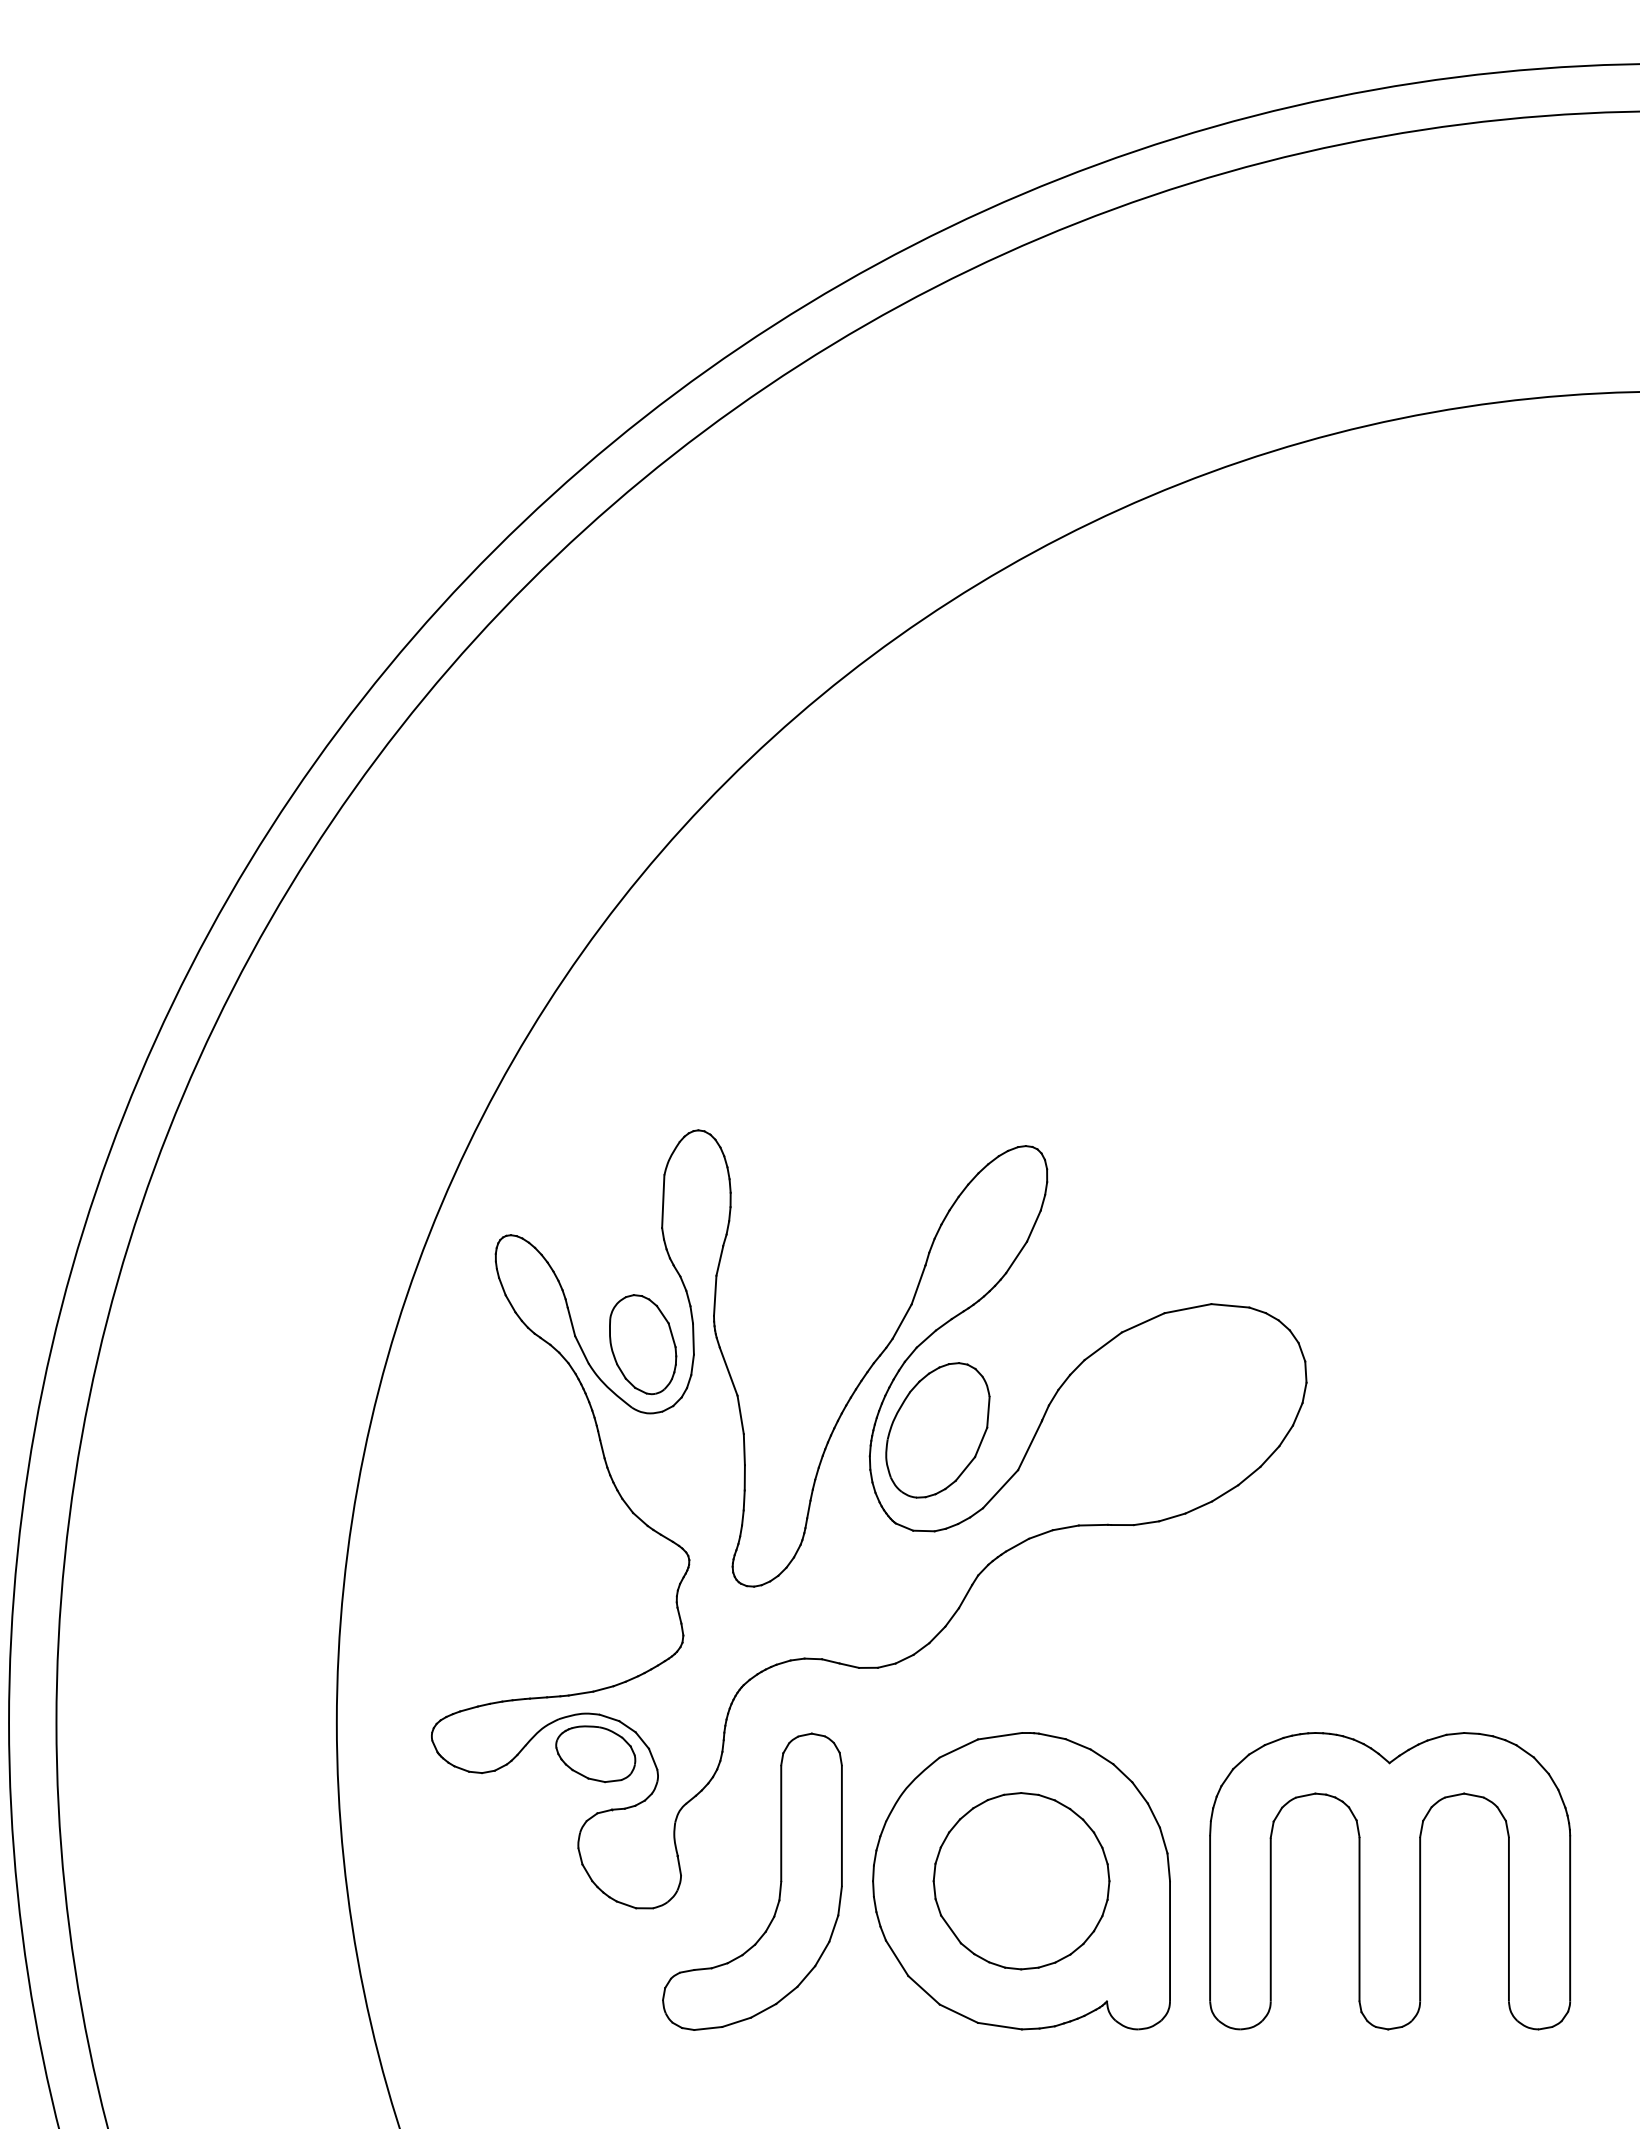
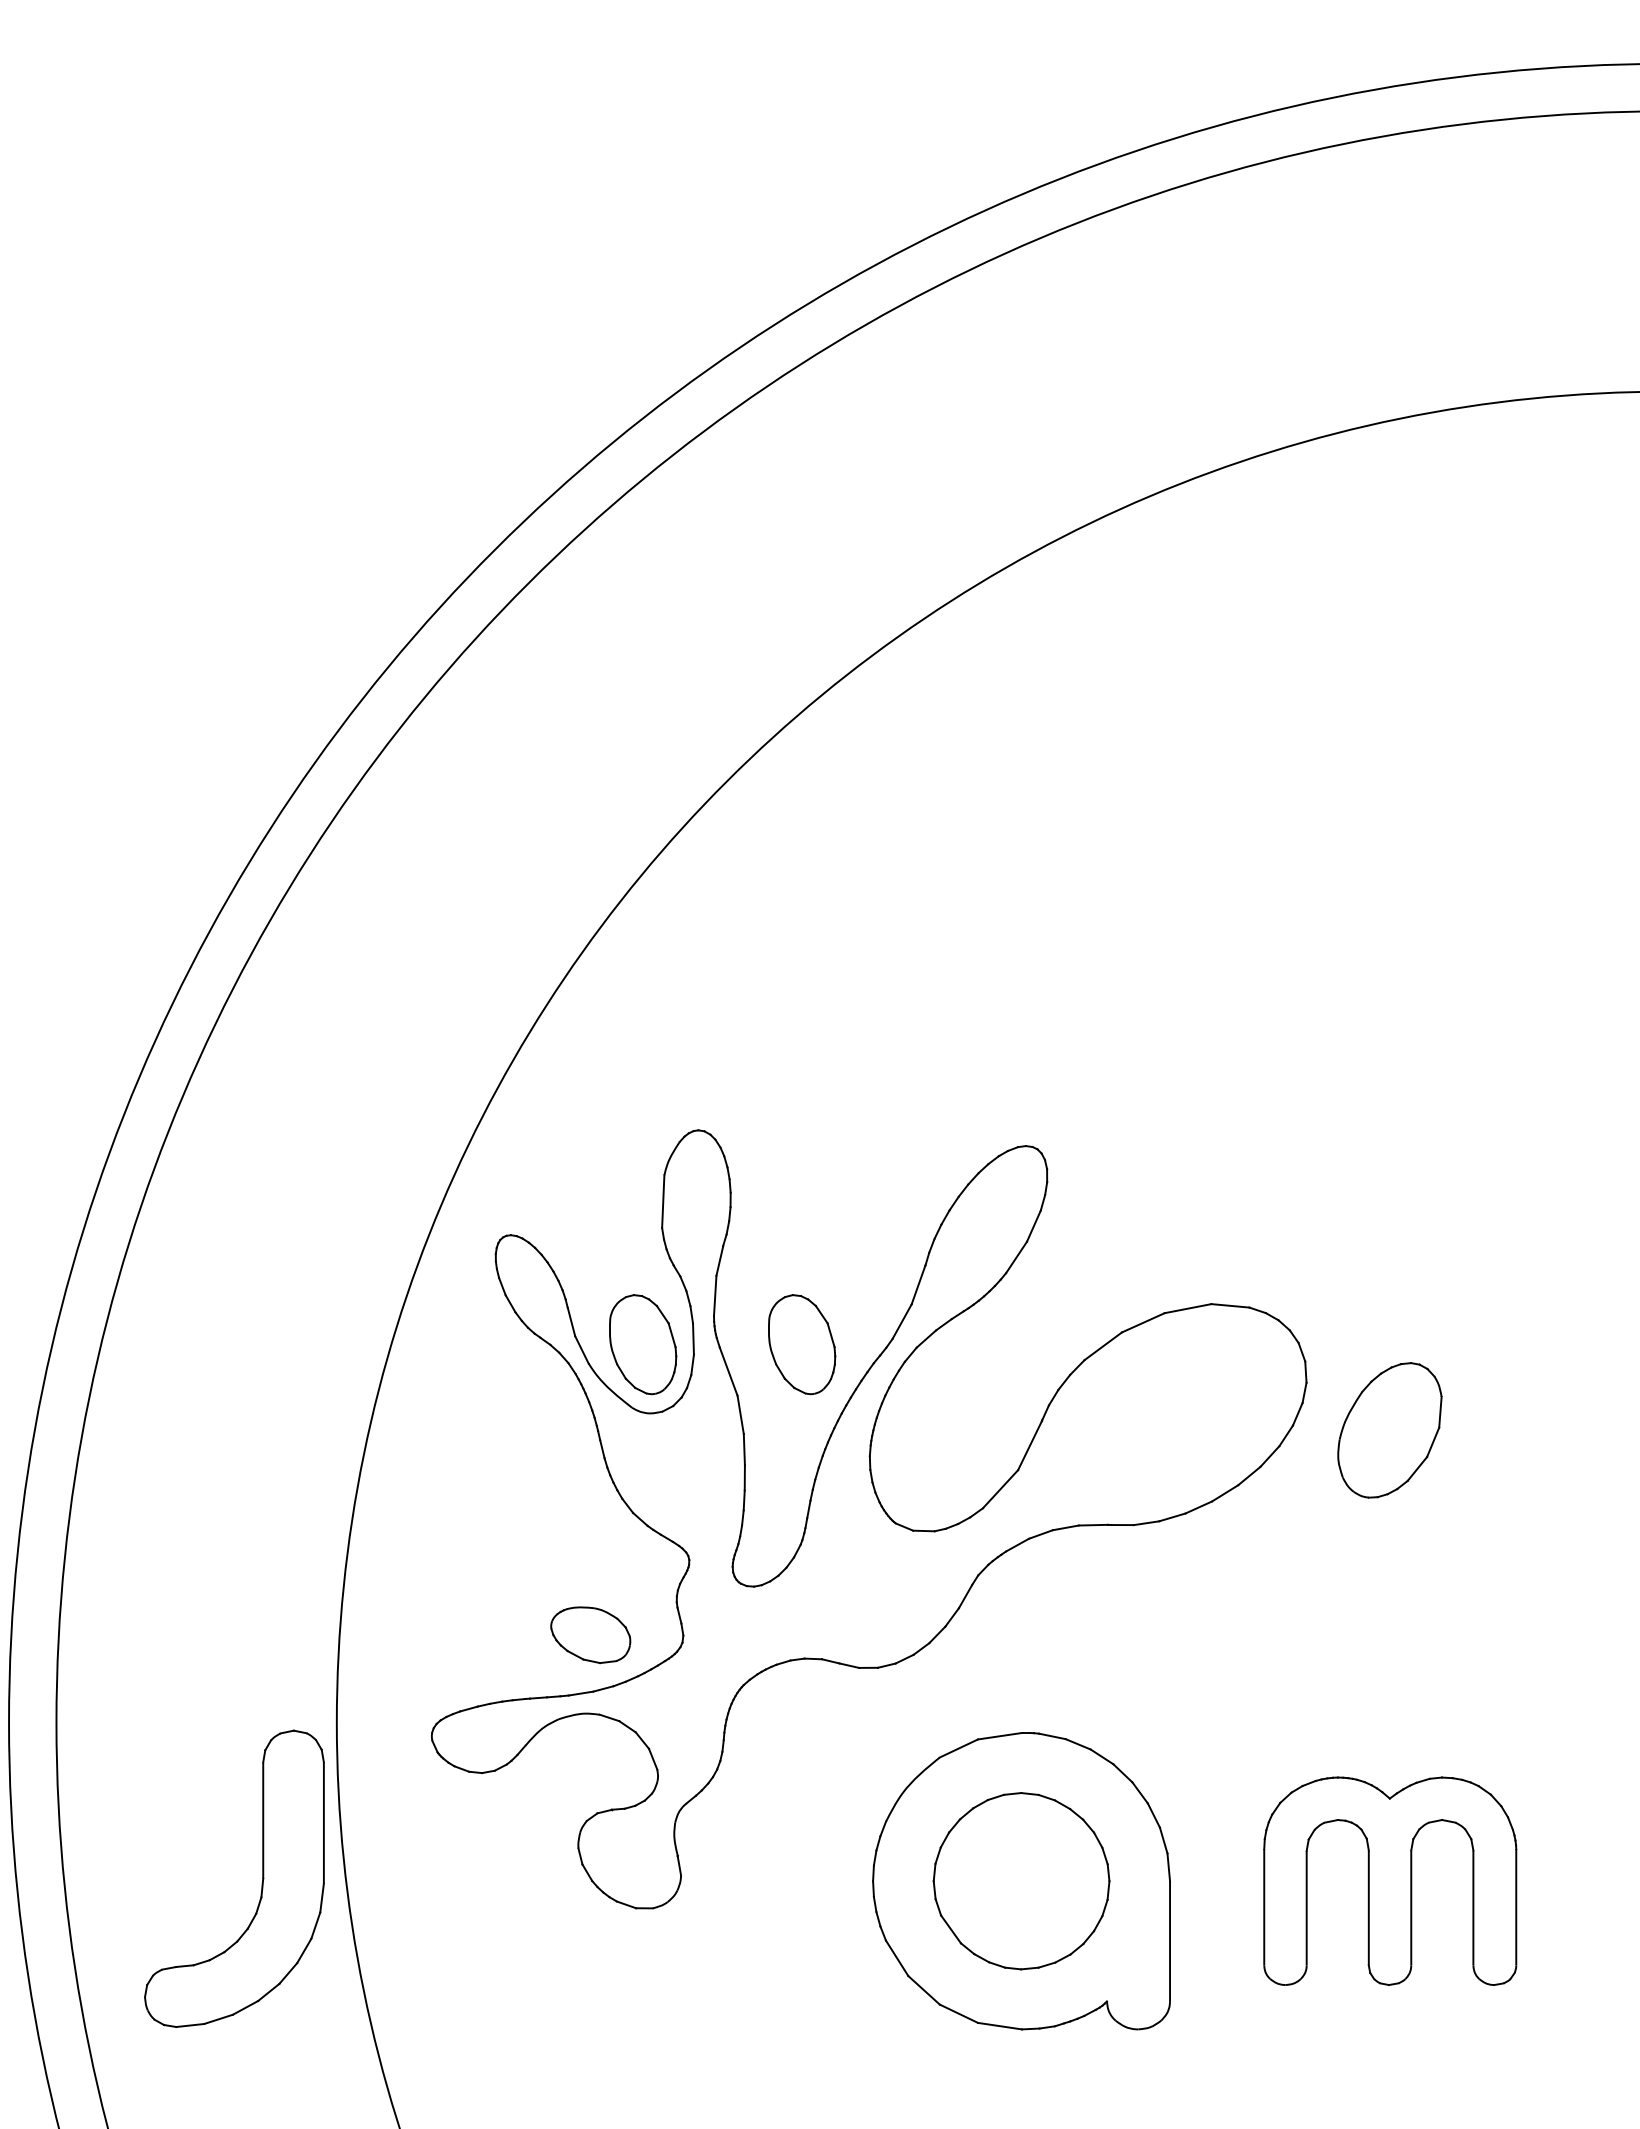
part: none -> present (802, 1344)
part position: (937, 1430) -> (1389, 1430) (1389, 1430)
part position: (595, 1754) -> (590, 1635) (590, 1635)
part size: 363x299 px -> 255x210 px (1390, 1880)
part position: (779, 1886) -> (261, 1883) (261, 1883)
